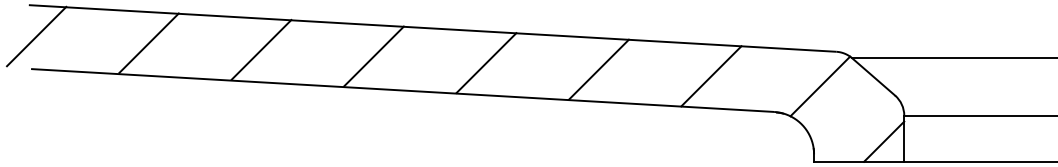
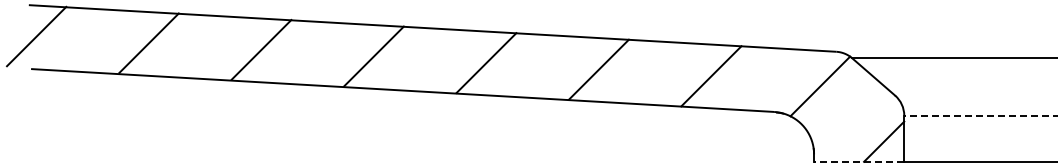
line: solid -> dashed (980, 115)
line: solid -> dashed (858, 161)
